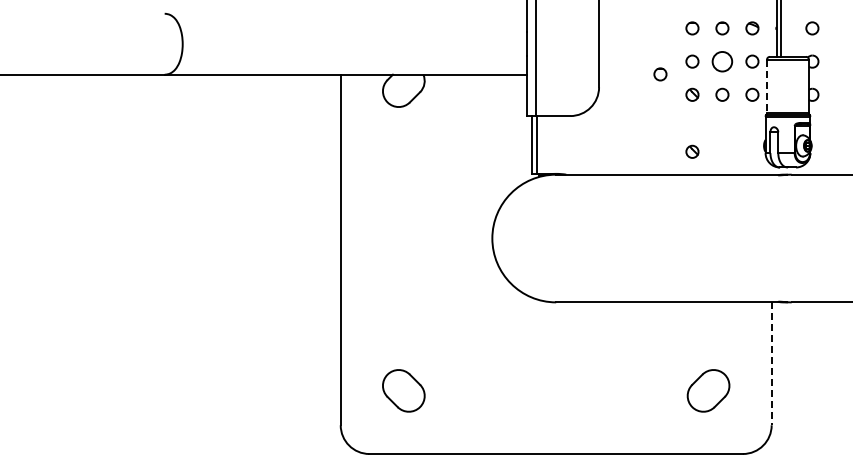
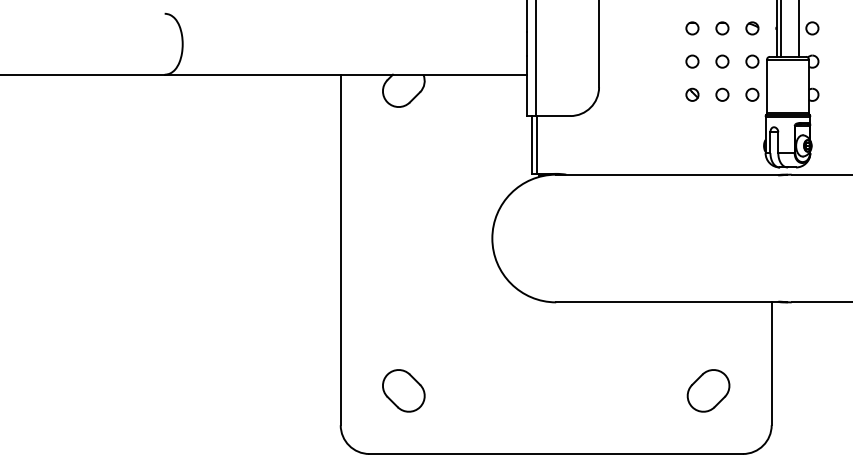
line: none -> present (799, 29)
circle size: 23x22 px -> 15x15 px (722, 61)
circle: present -> none (660, 74)
line: dashed -> solid (767, 86)
part: present -> none (692, 151)
line: dashed -> solid (771, 364)
